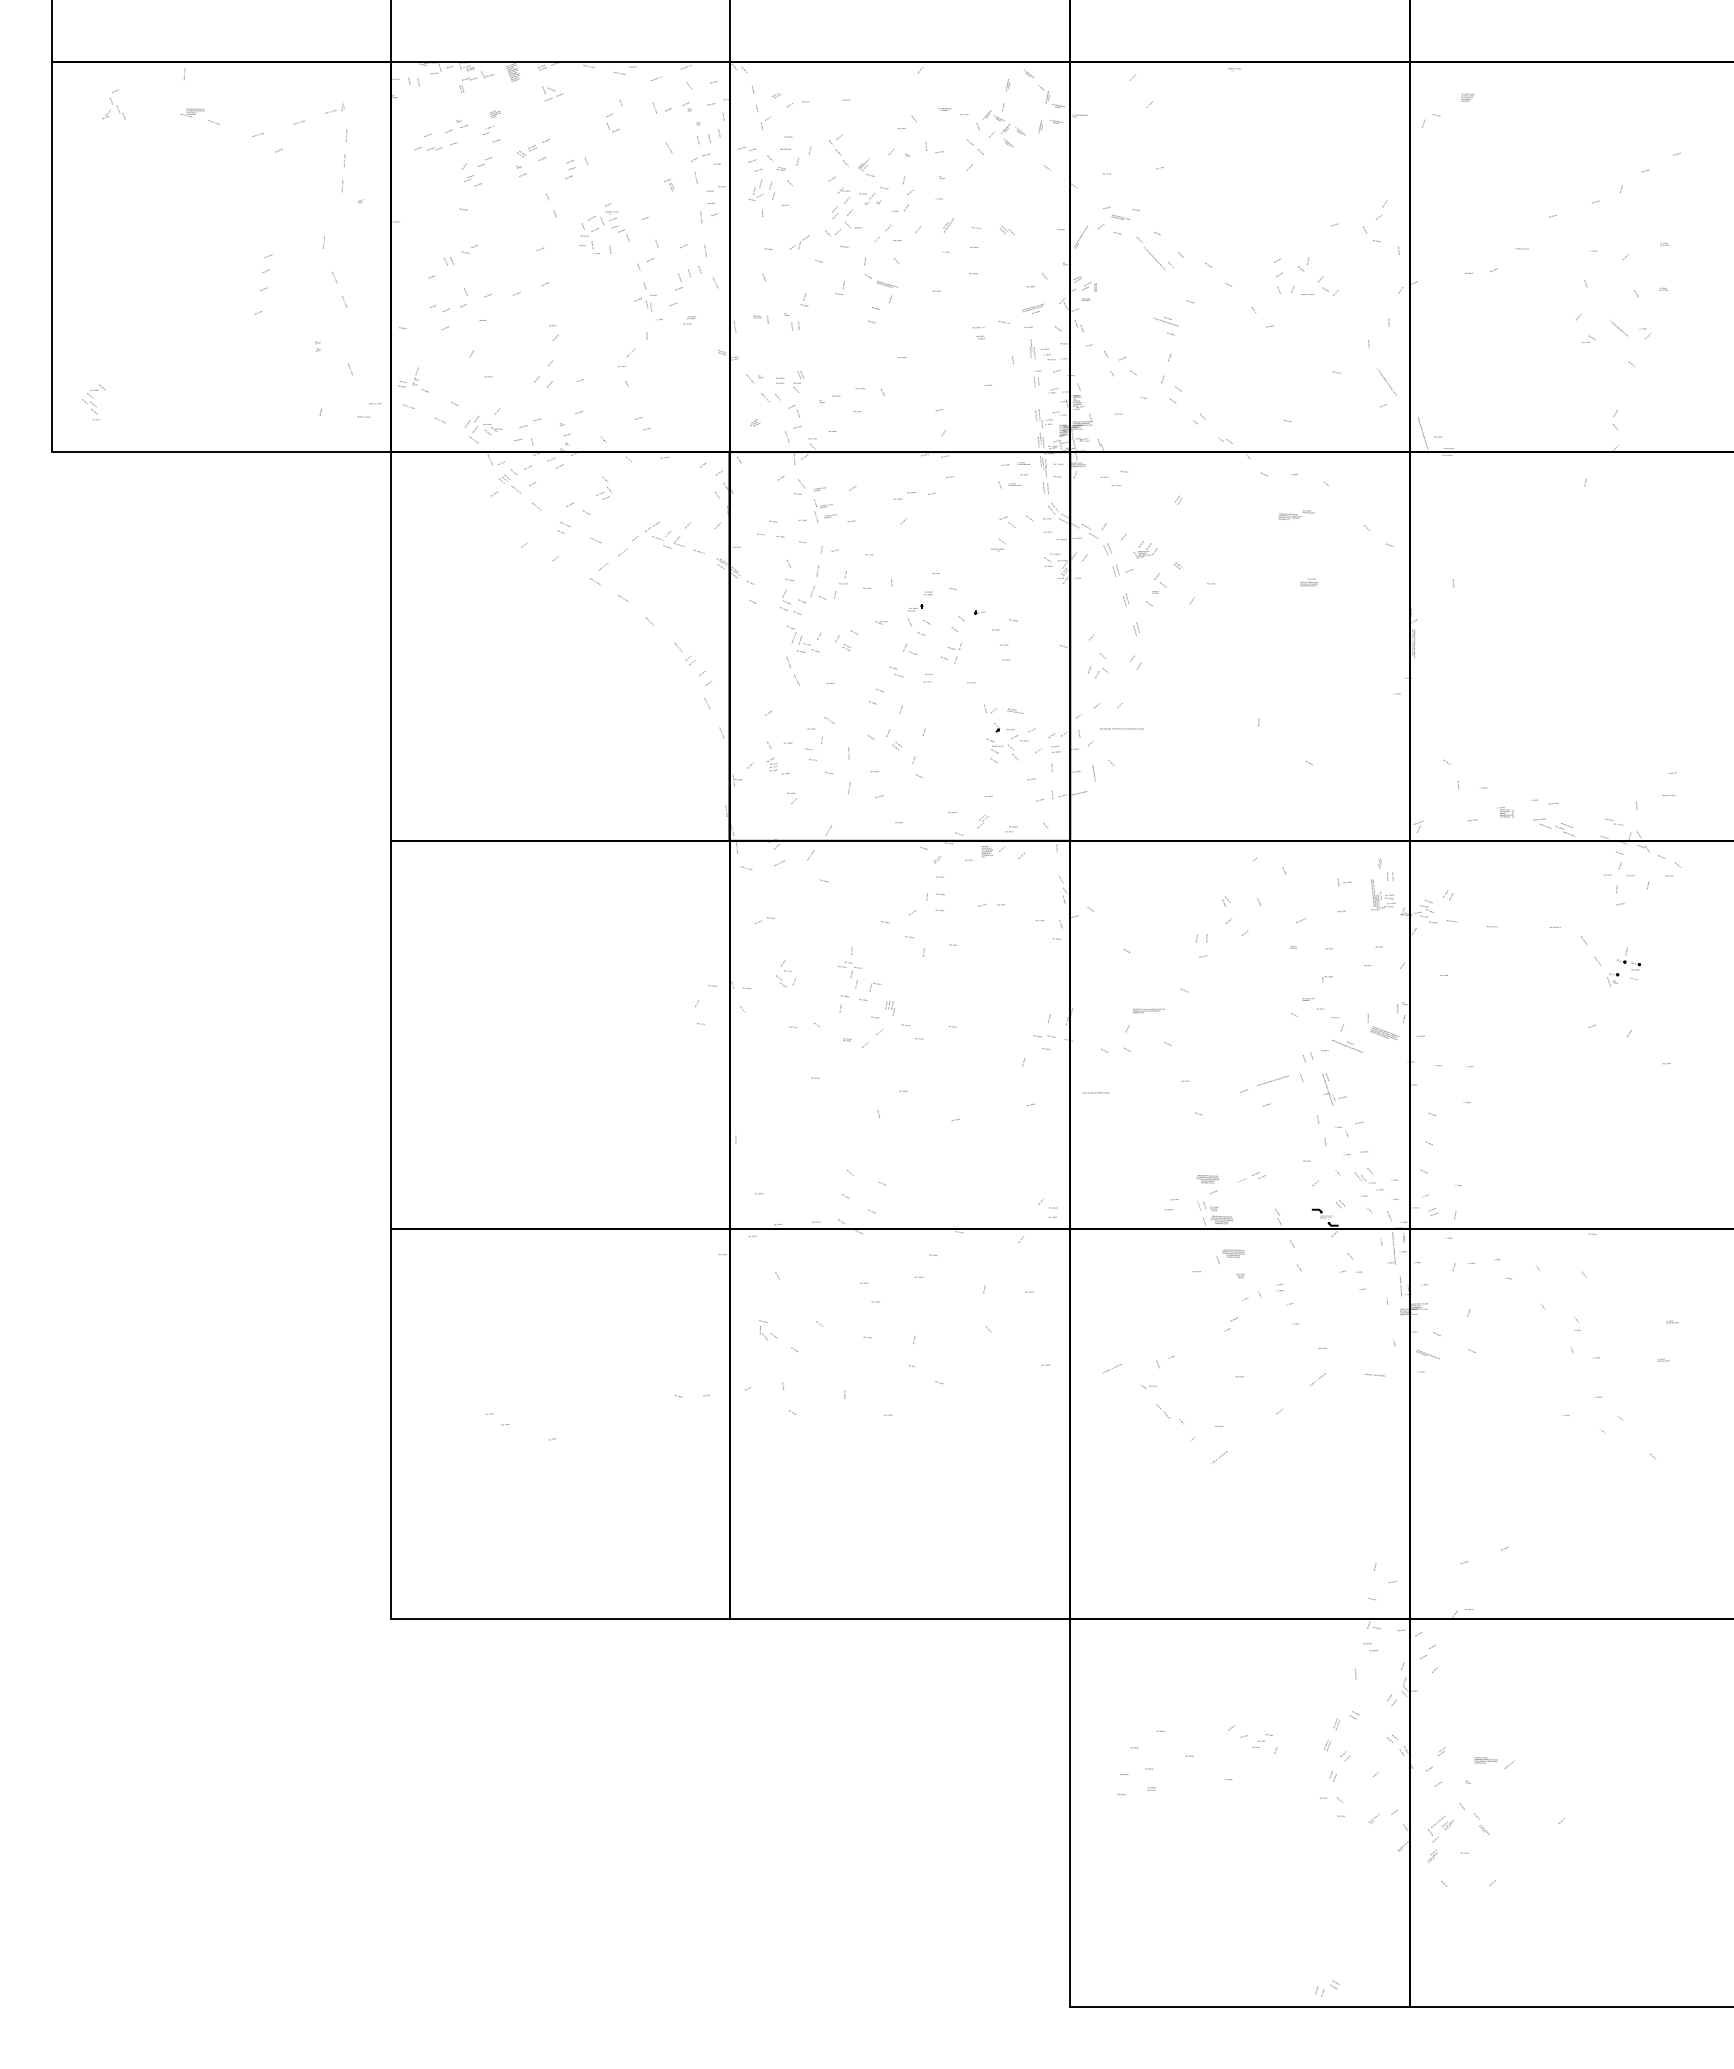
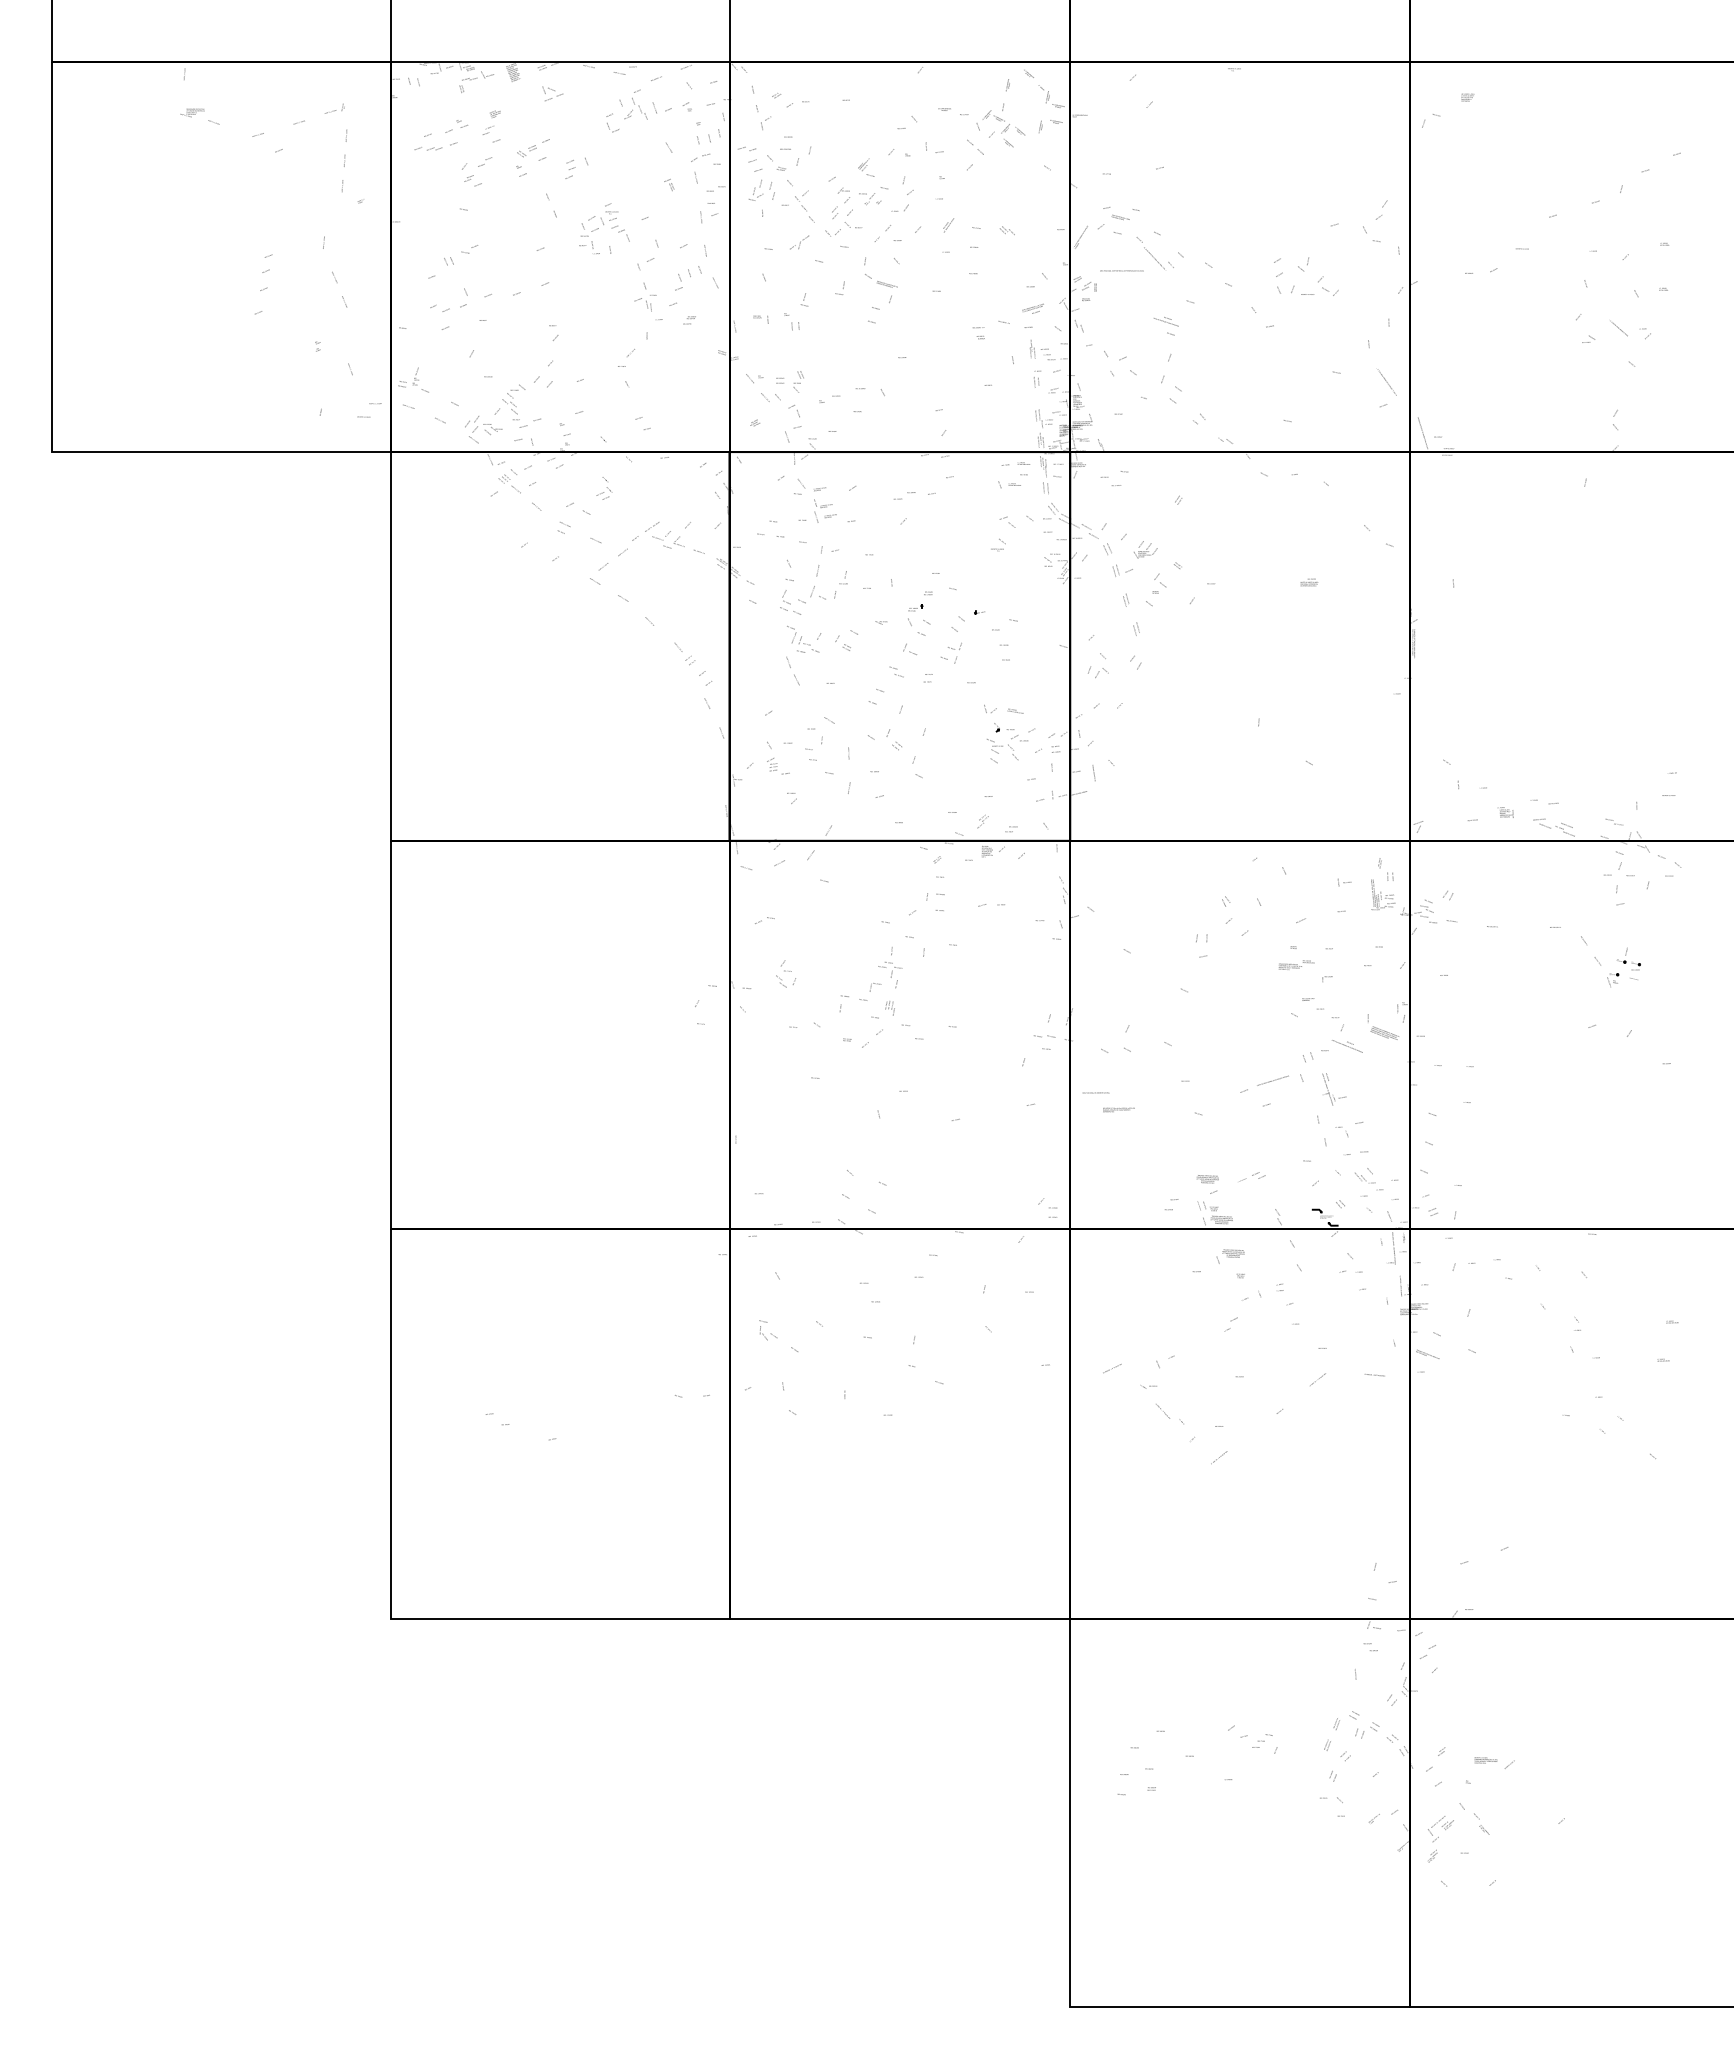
text position: (113, 104) -> (635, 104) (635, 104)
text position: (838, 150) -> (804, 206) (804, 206)
text position: (93, 402) -> (513, 402) (513, 402)
text position: (1296, 514) -> (1296, 964) (1296, 964)
text position: (1121, 728) -> (1121, 270) (1121, 270)
text position: (850, 967) -> (890, 967) (890, 967)
text position: (1148, 1010) -> (1118, 1109) (1118, 1109)
text position: (1327, 1988) -> (1367, 1730) (1367, 1730)
